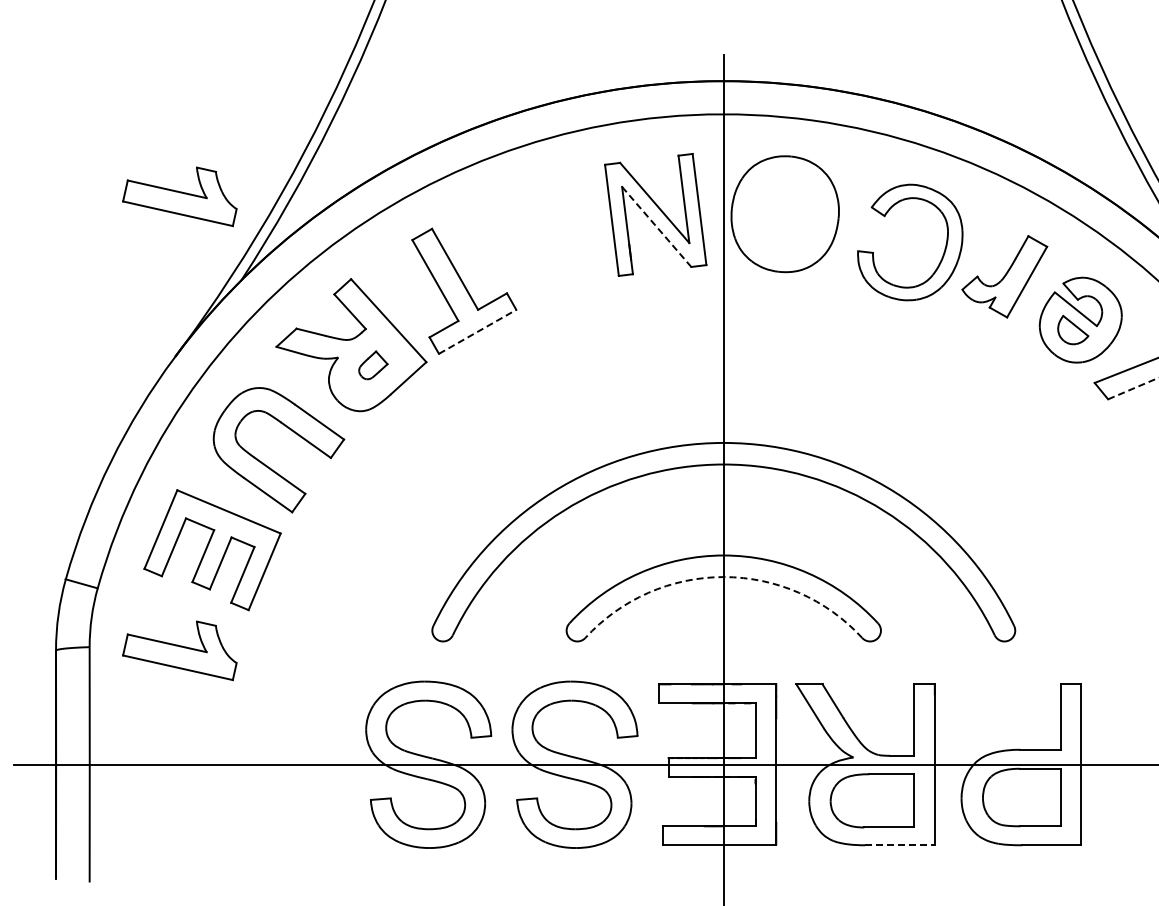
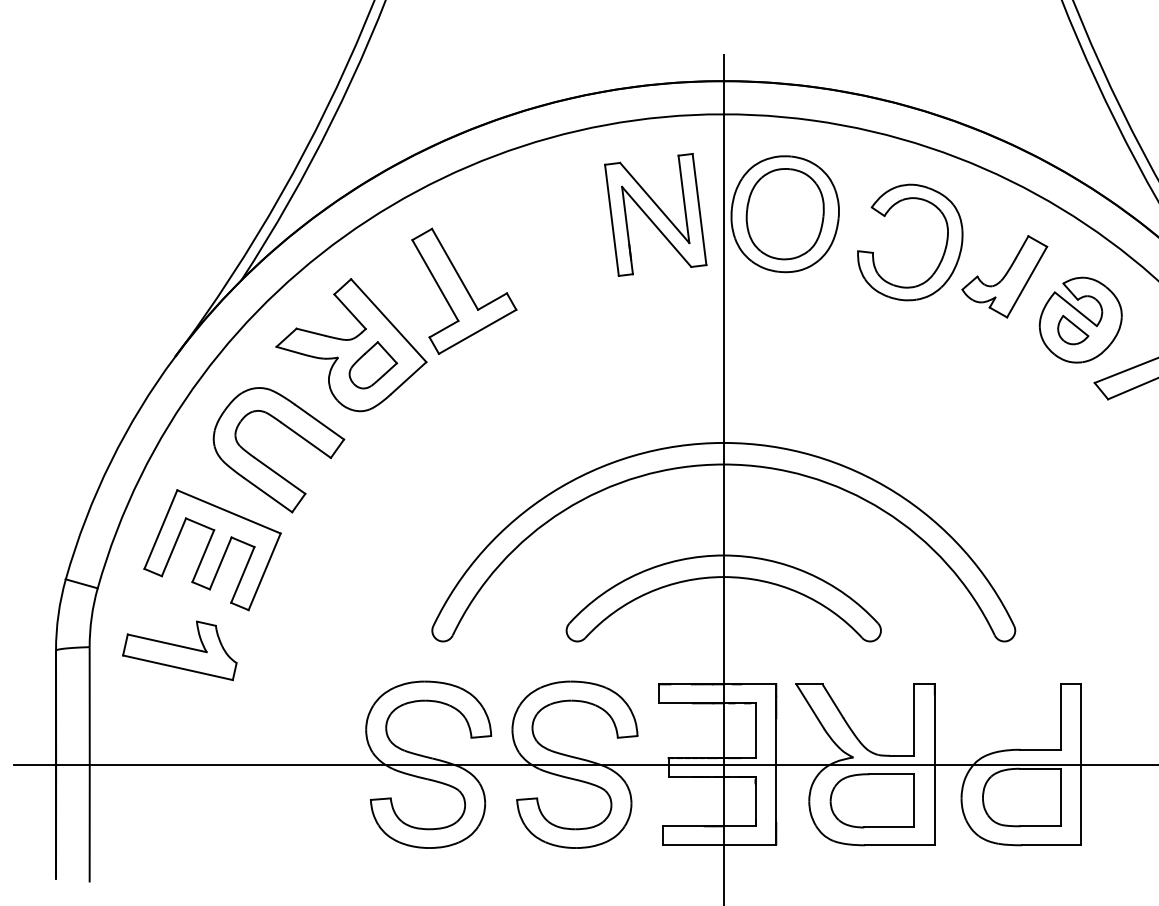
part: present -> none (179, 196)
part: none -> present (784, 214)
line: dashed -> solid (656, 226)
line: dashed -> solid (477, 331)
part size: 31x31 px -> 51x49 px (373, 365)
line: dashed -> solid (1133, 388)
arc: dashed -> solid (723, 577)
line: dashed -> solid (899, 845)
